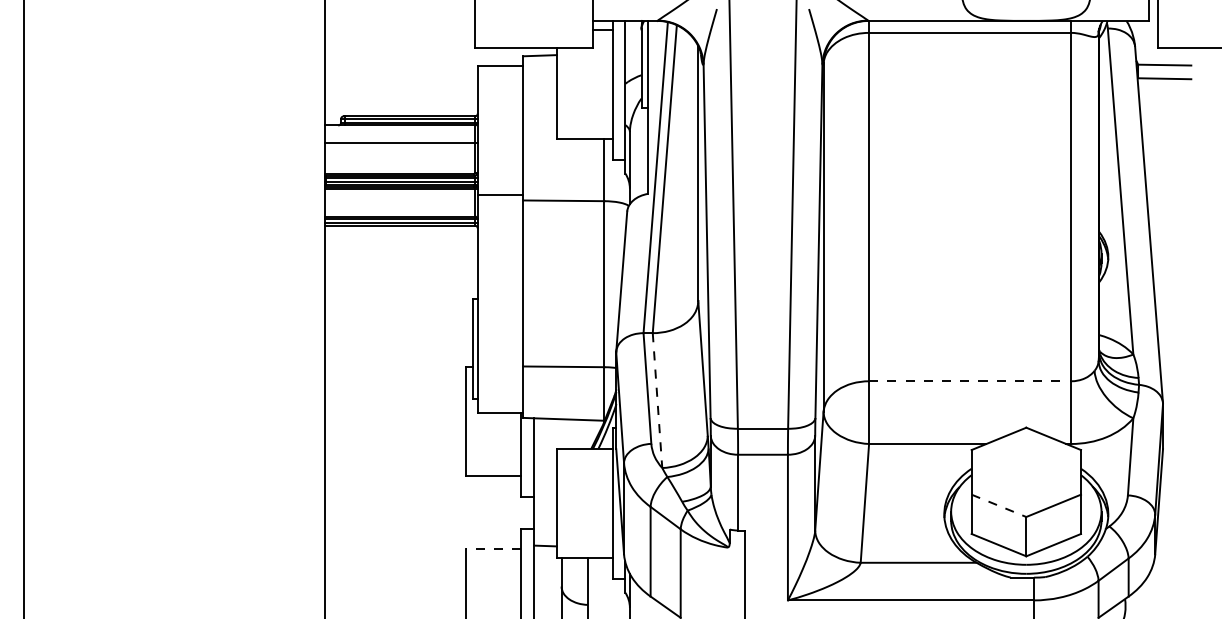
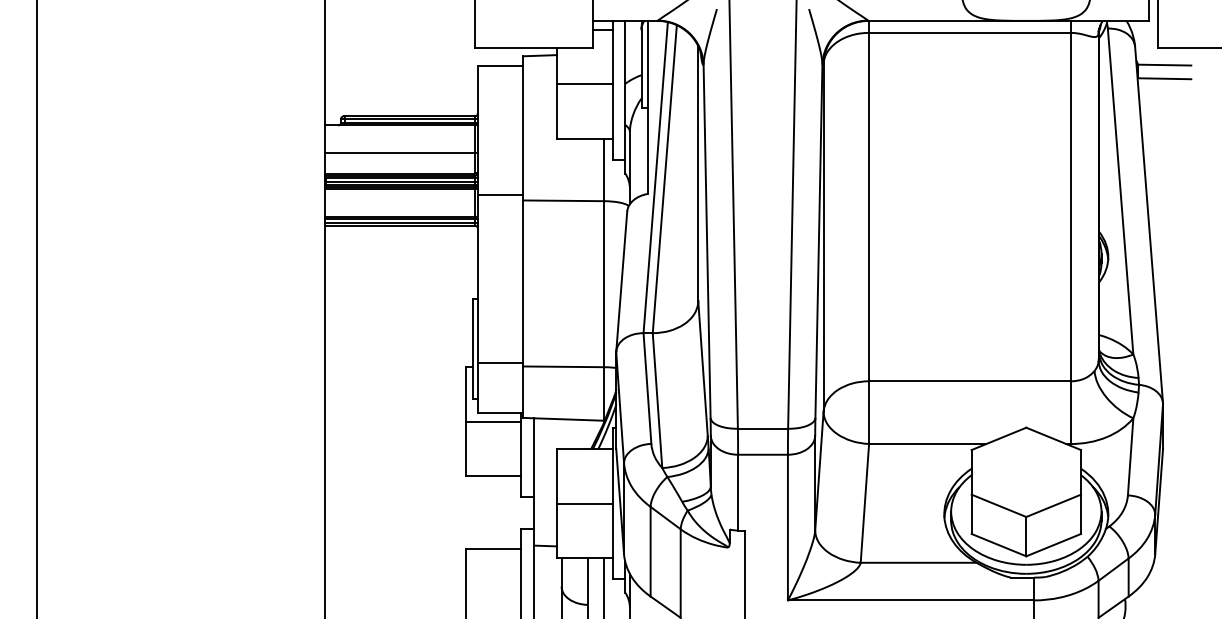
line: none -> present (584, 84)
line position: (400, 142) -> (400, 152) (400, 152)
line position: (23, 308) -> (36, 308) (36, 308)
line: none -> present (500, 363)
line: dashed -> solid (970, 381)
line: dashed -> solid (657, 400)
line: none -> present (493, 421)
line: none -> present (584, 503)
line: dashed -> solid (998, 505)
line: dashed -> solid (493, 549)
line: none -> present (603, 586)
